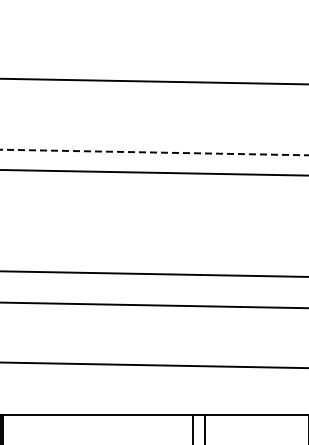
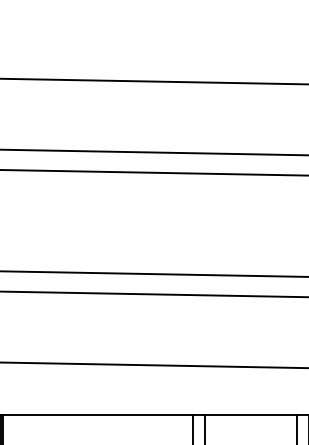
line: dashed -> solid (154, 152)
line position: (153, 305) -> (153, 294) (153, 294)
line: none -> present (297, 427)
